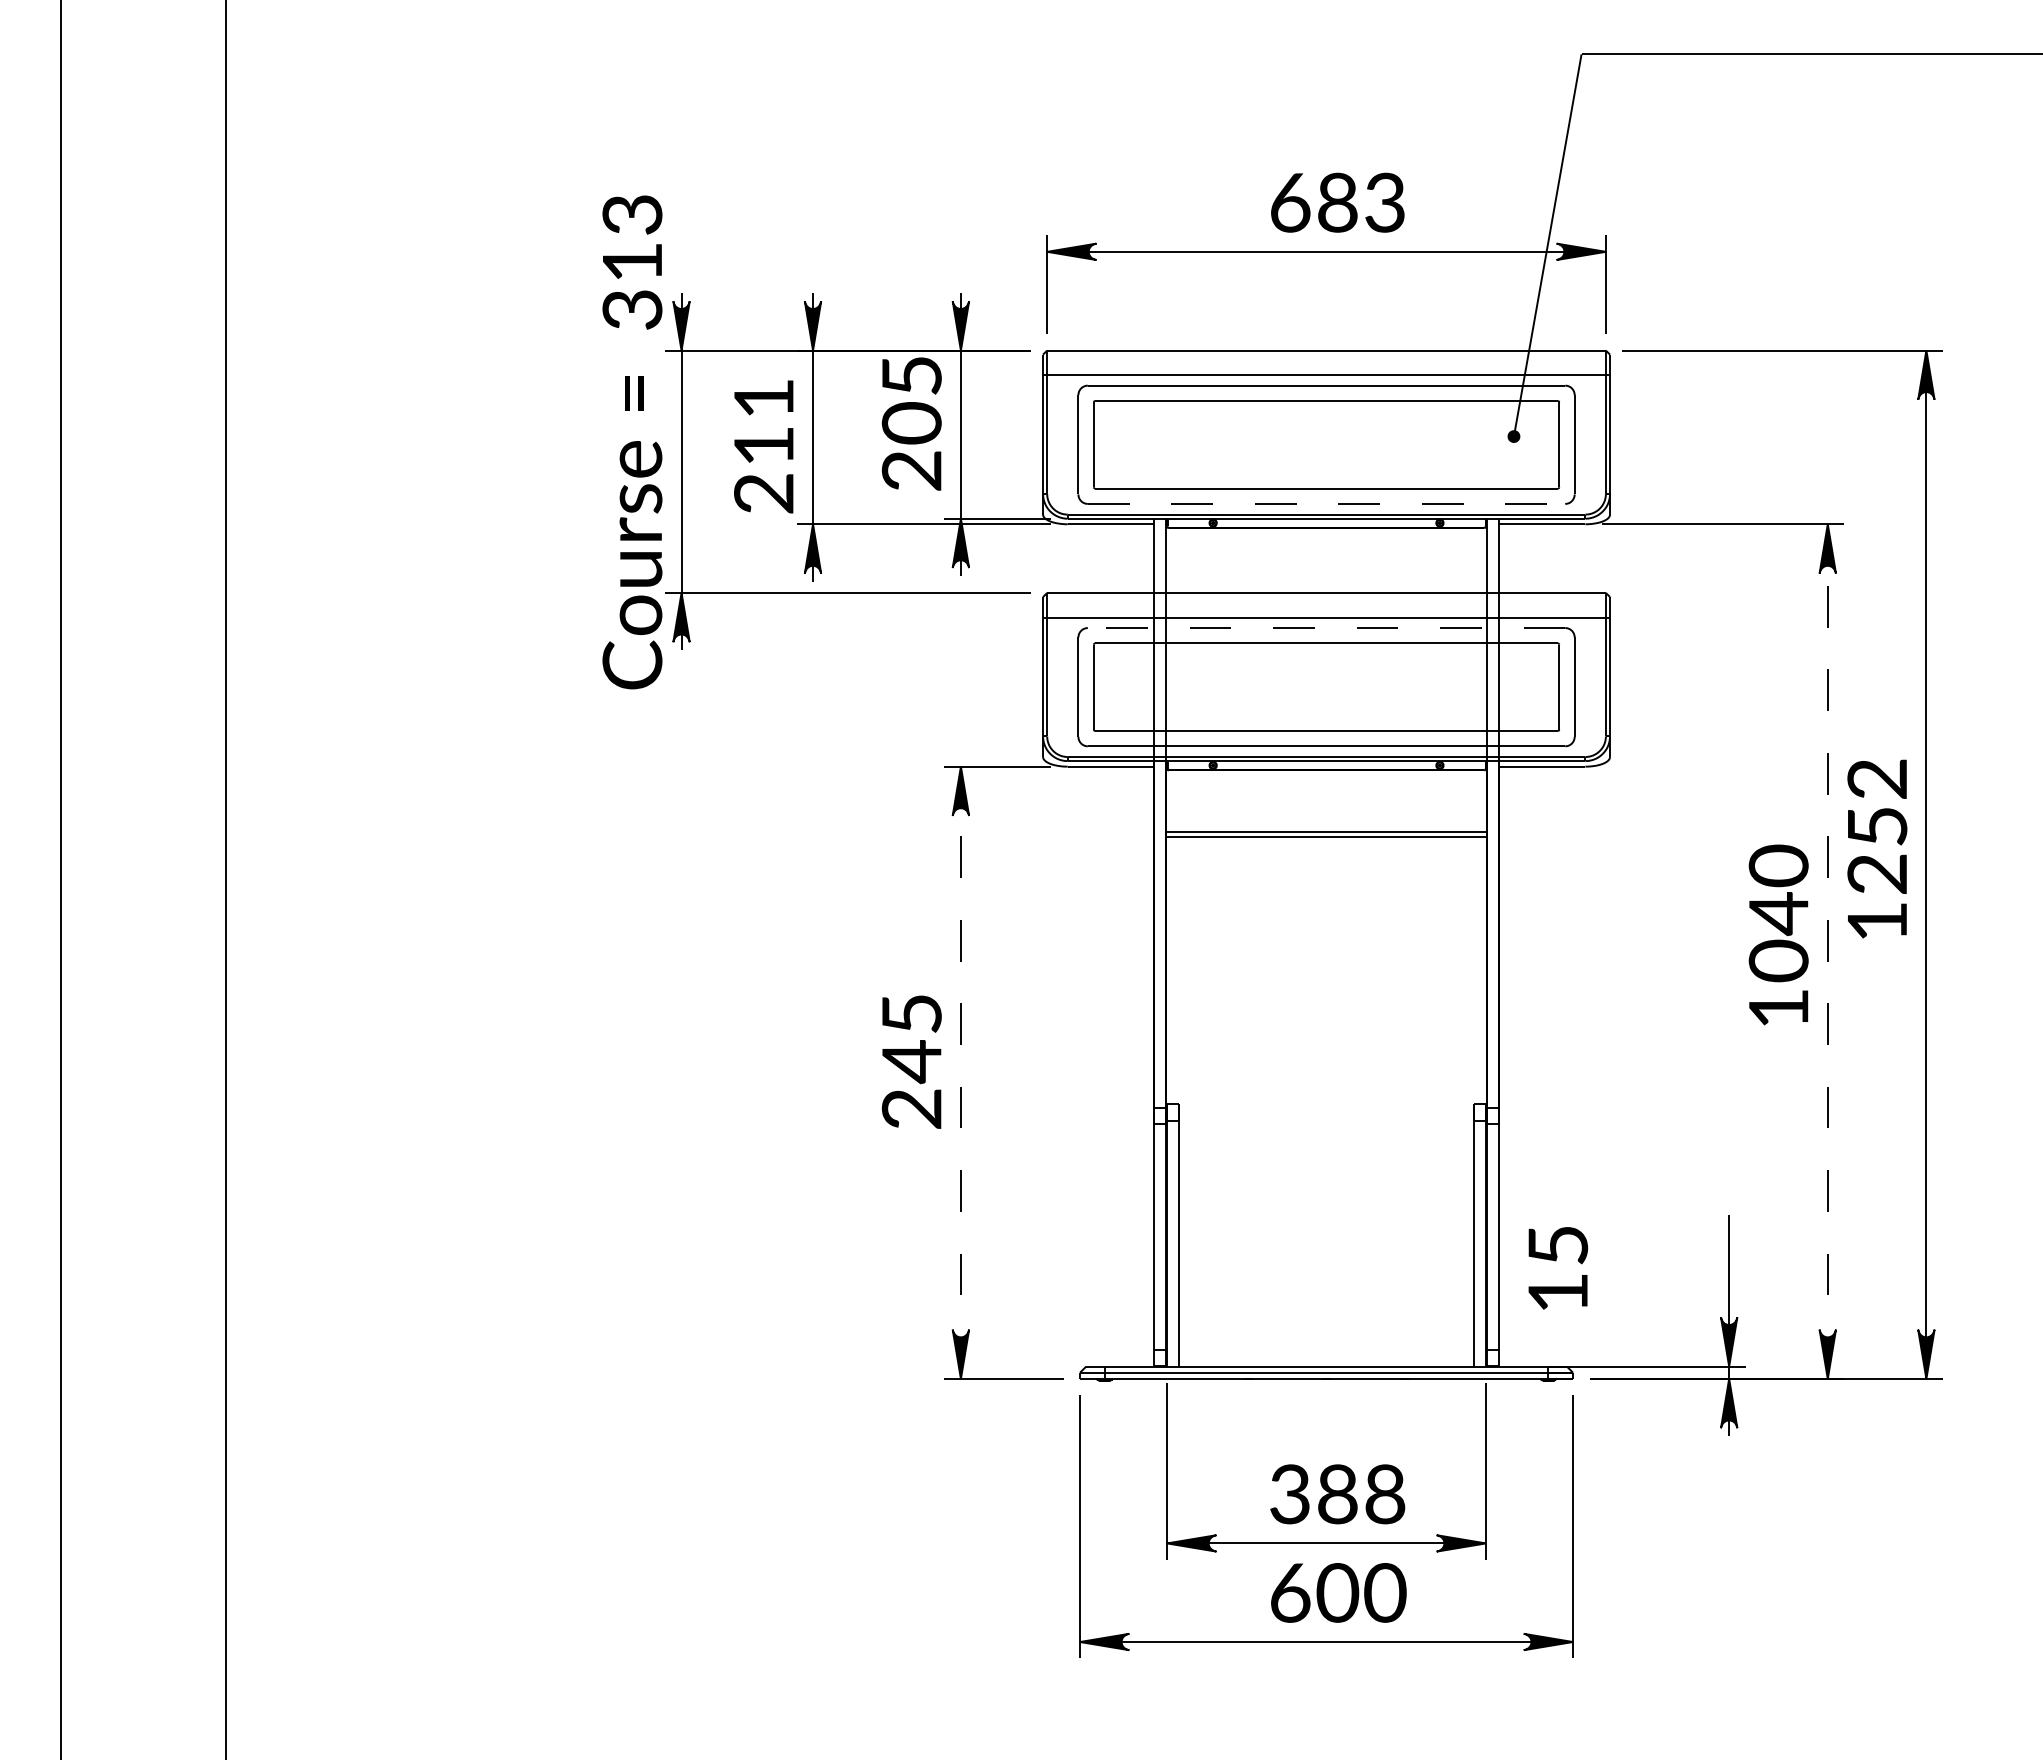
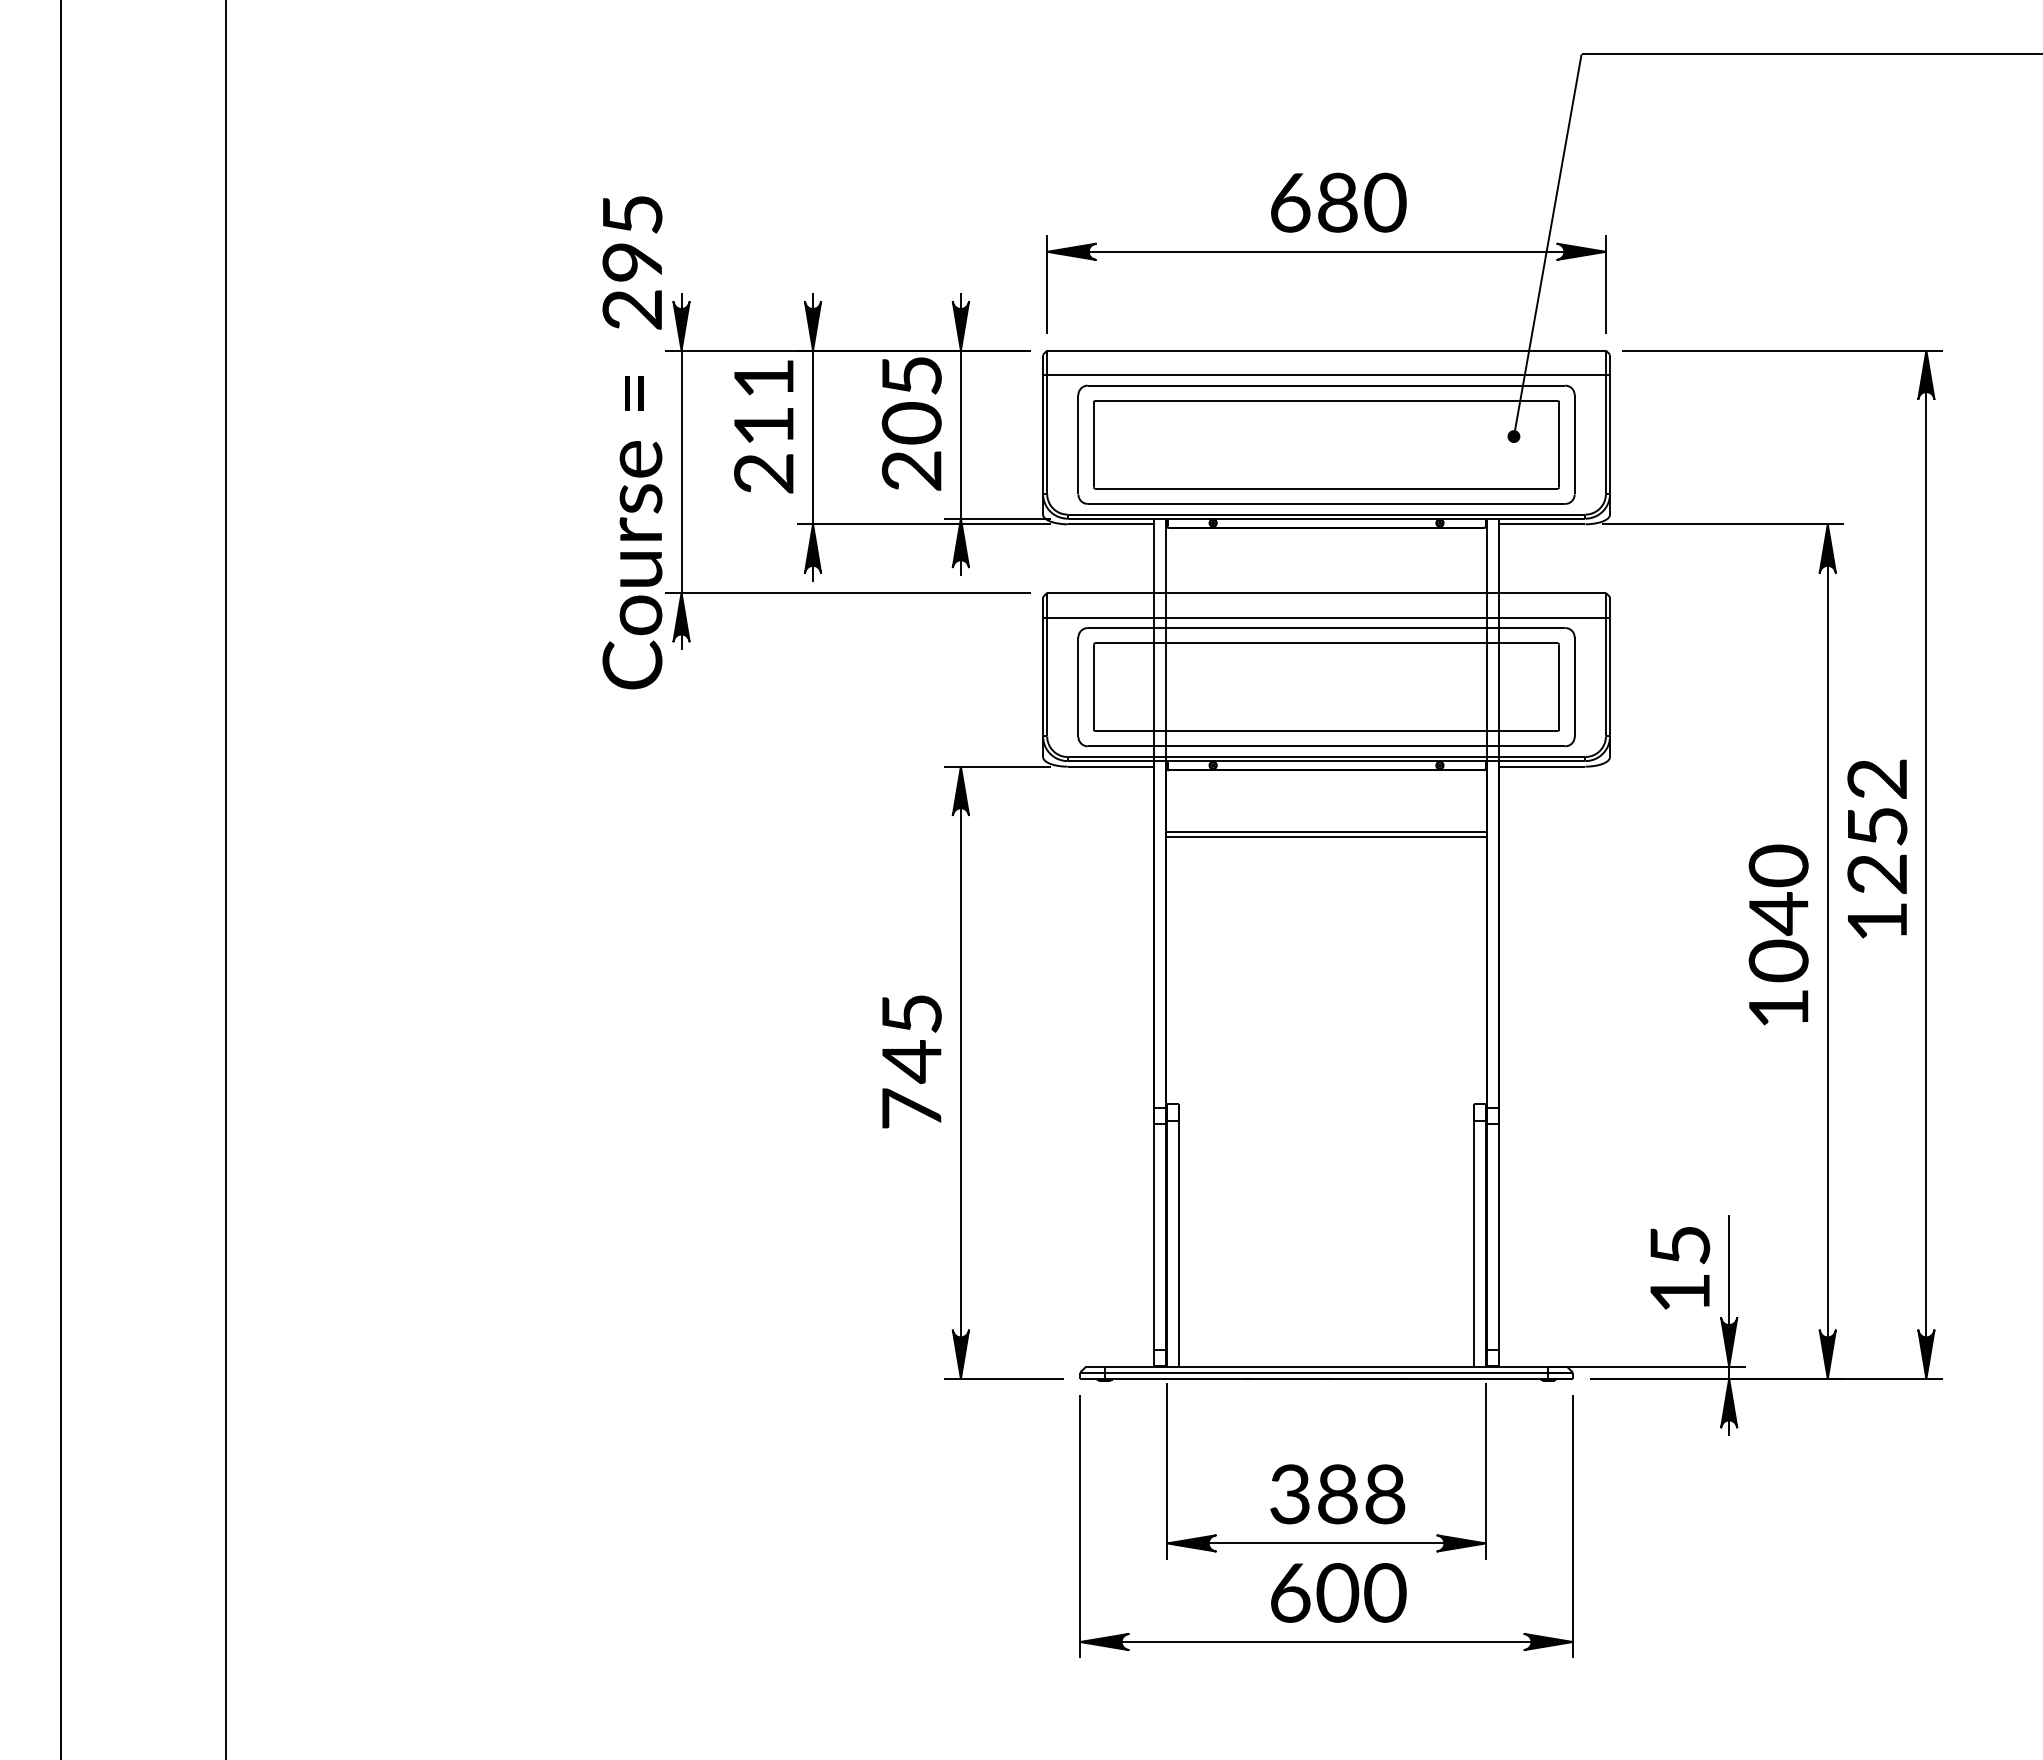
text: 683 -> 680 (1385, 202)
text: 313 -> 295 (632, 262)
text position: (763, 446) -> (763, 426) (763, 426)
line: dashed -> solid (1326, 503)
line: dashed -> solid (1326, 628)
line: dashed -> solid (1827, 951)
line: dashed -> solid (960, 1072)
text: 245 -> 745 (911, 1108)
text position: (1558, 1268) -> (1680, 1268) (1680, 1268)
